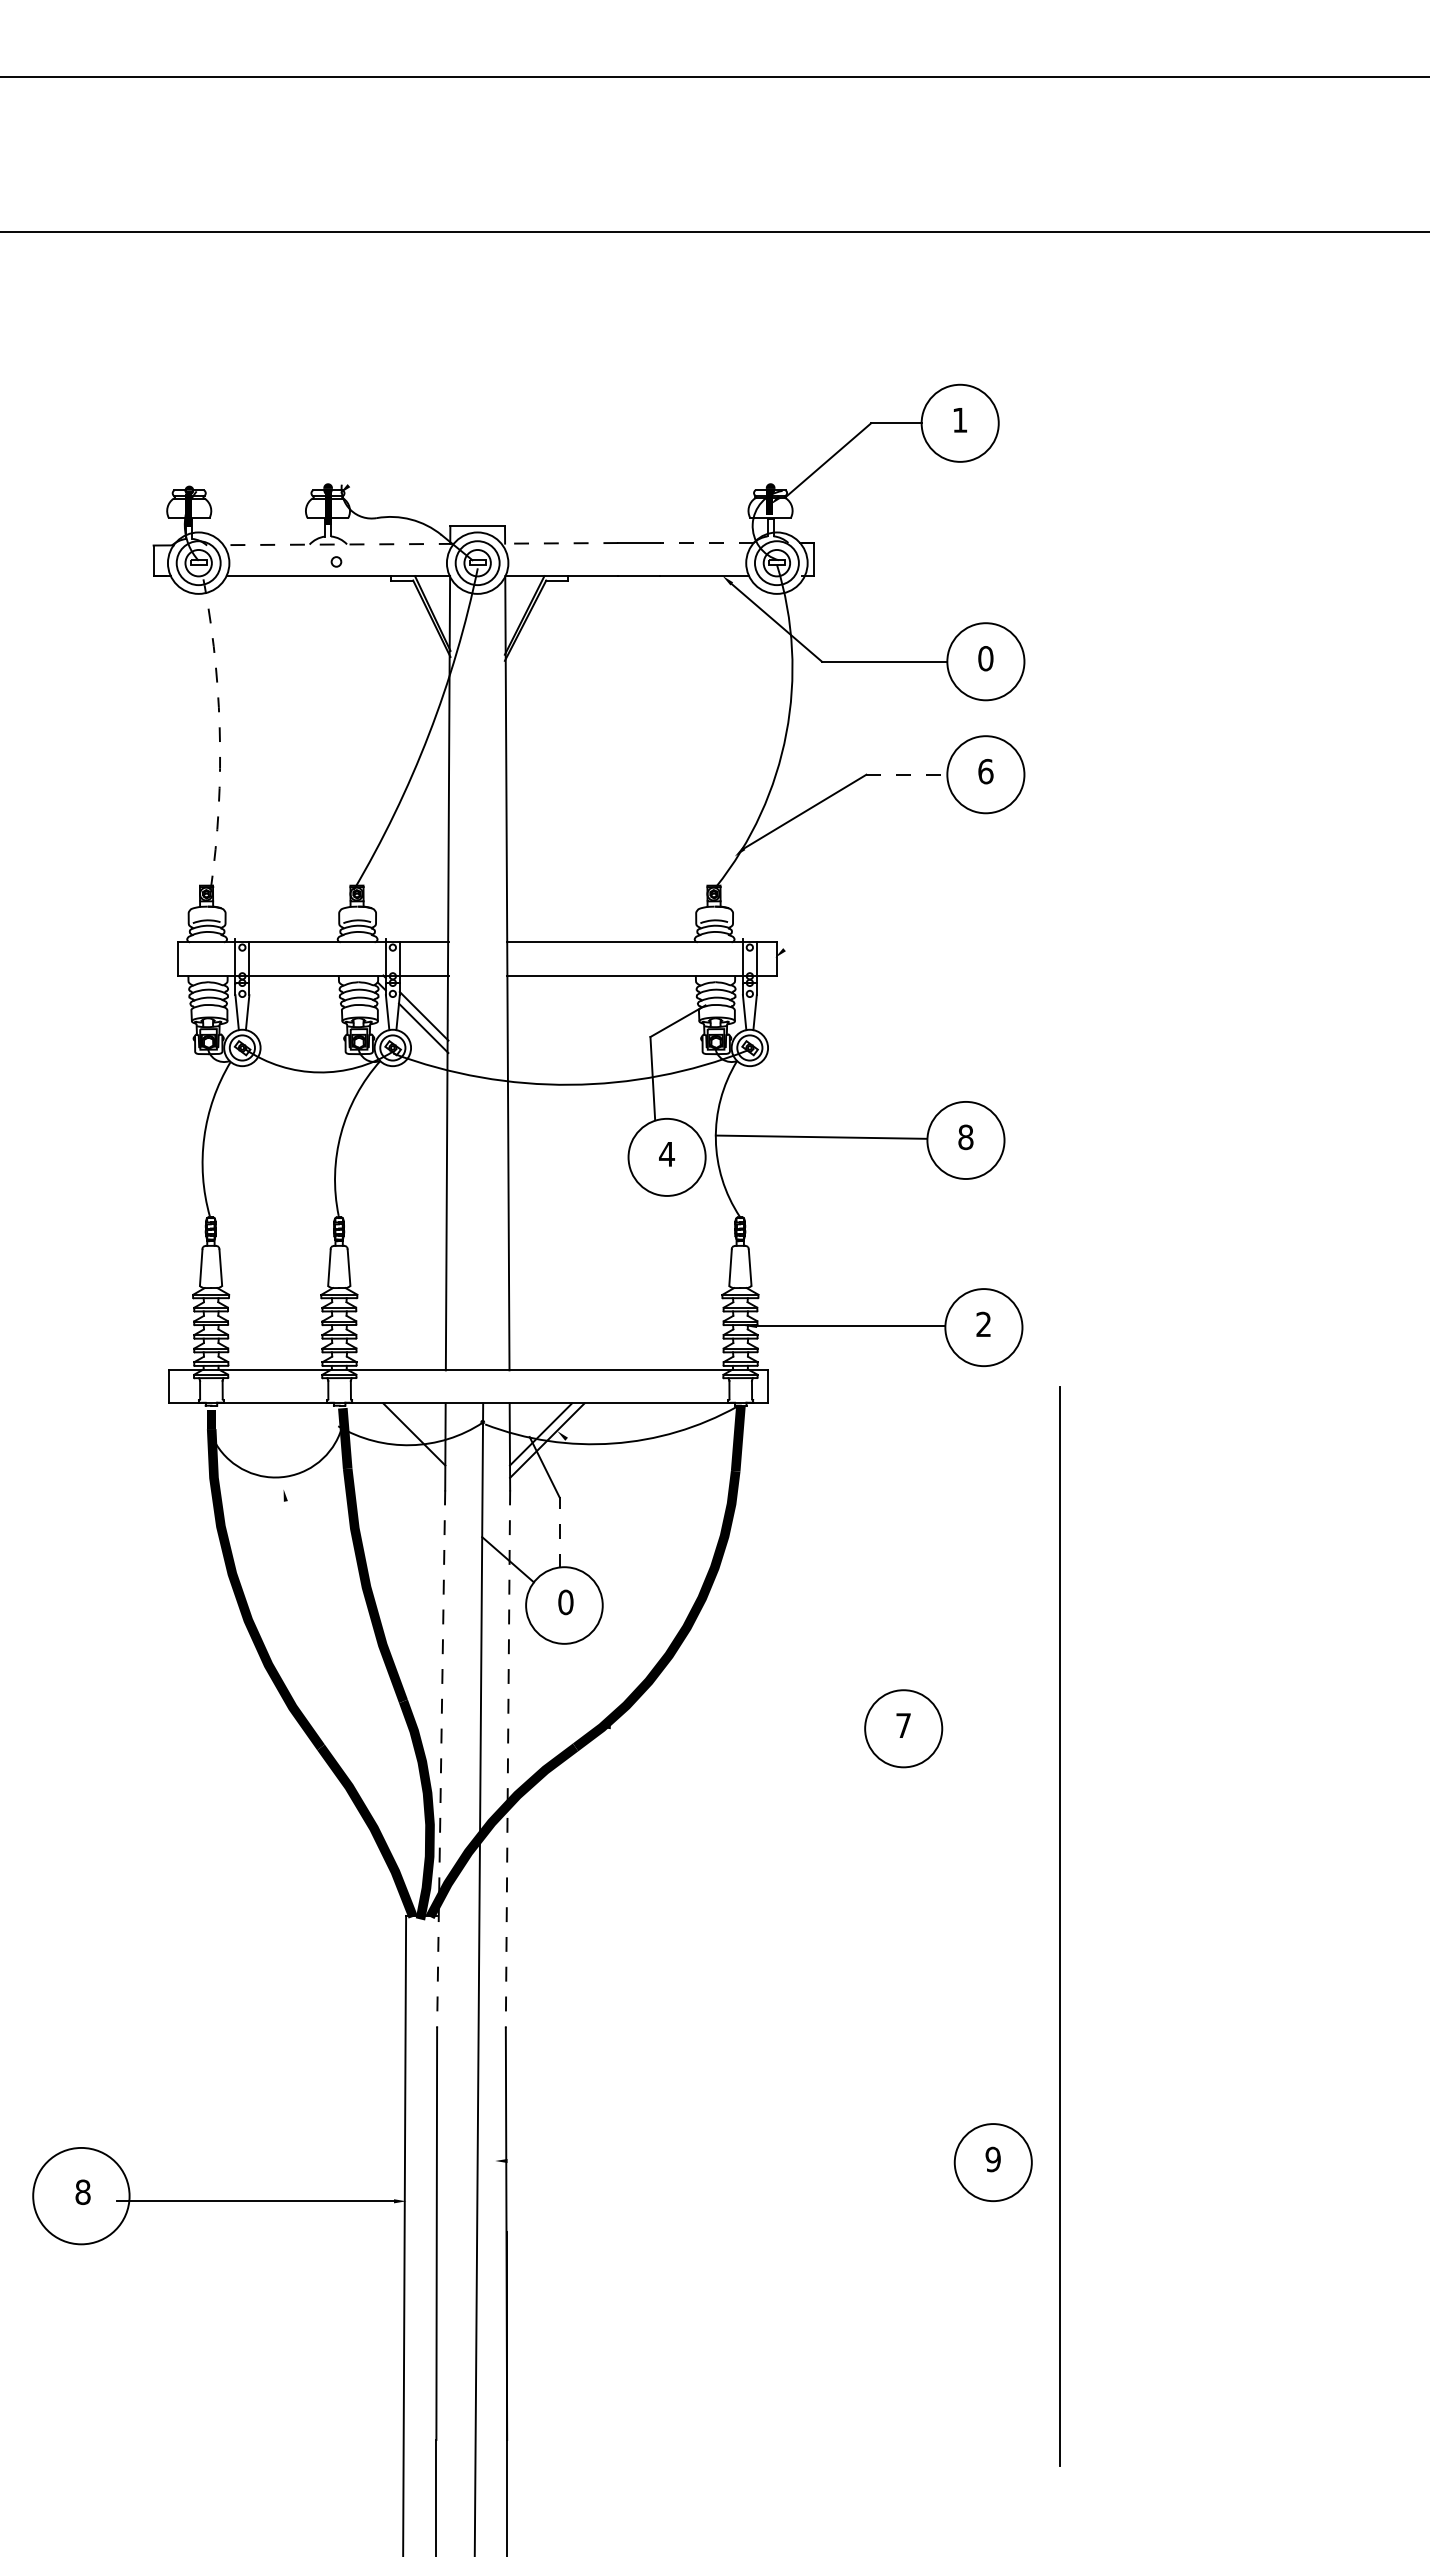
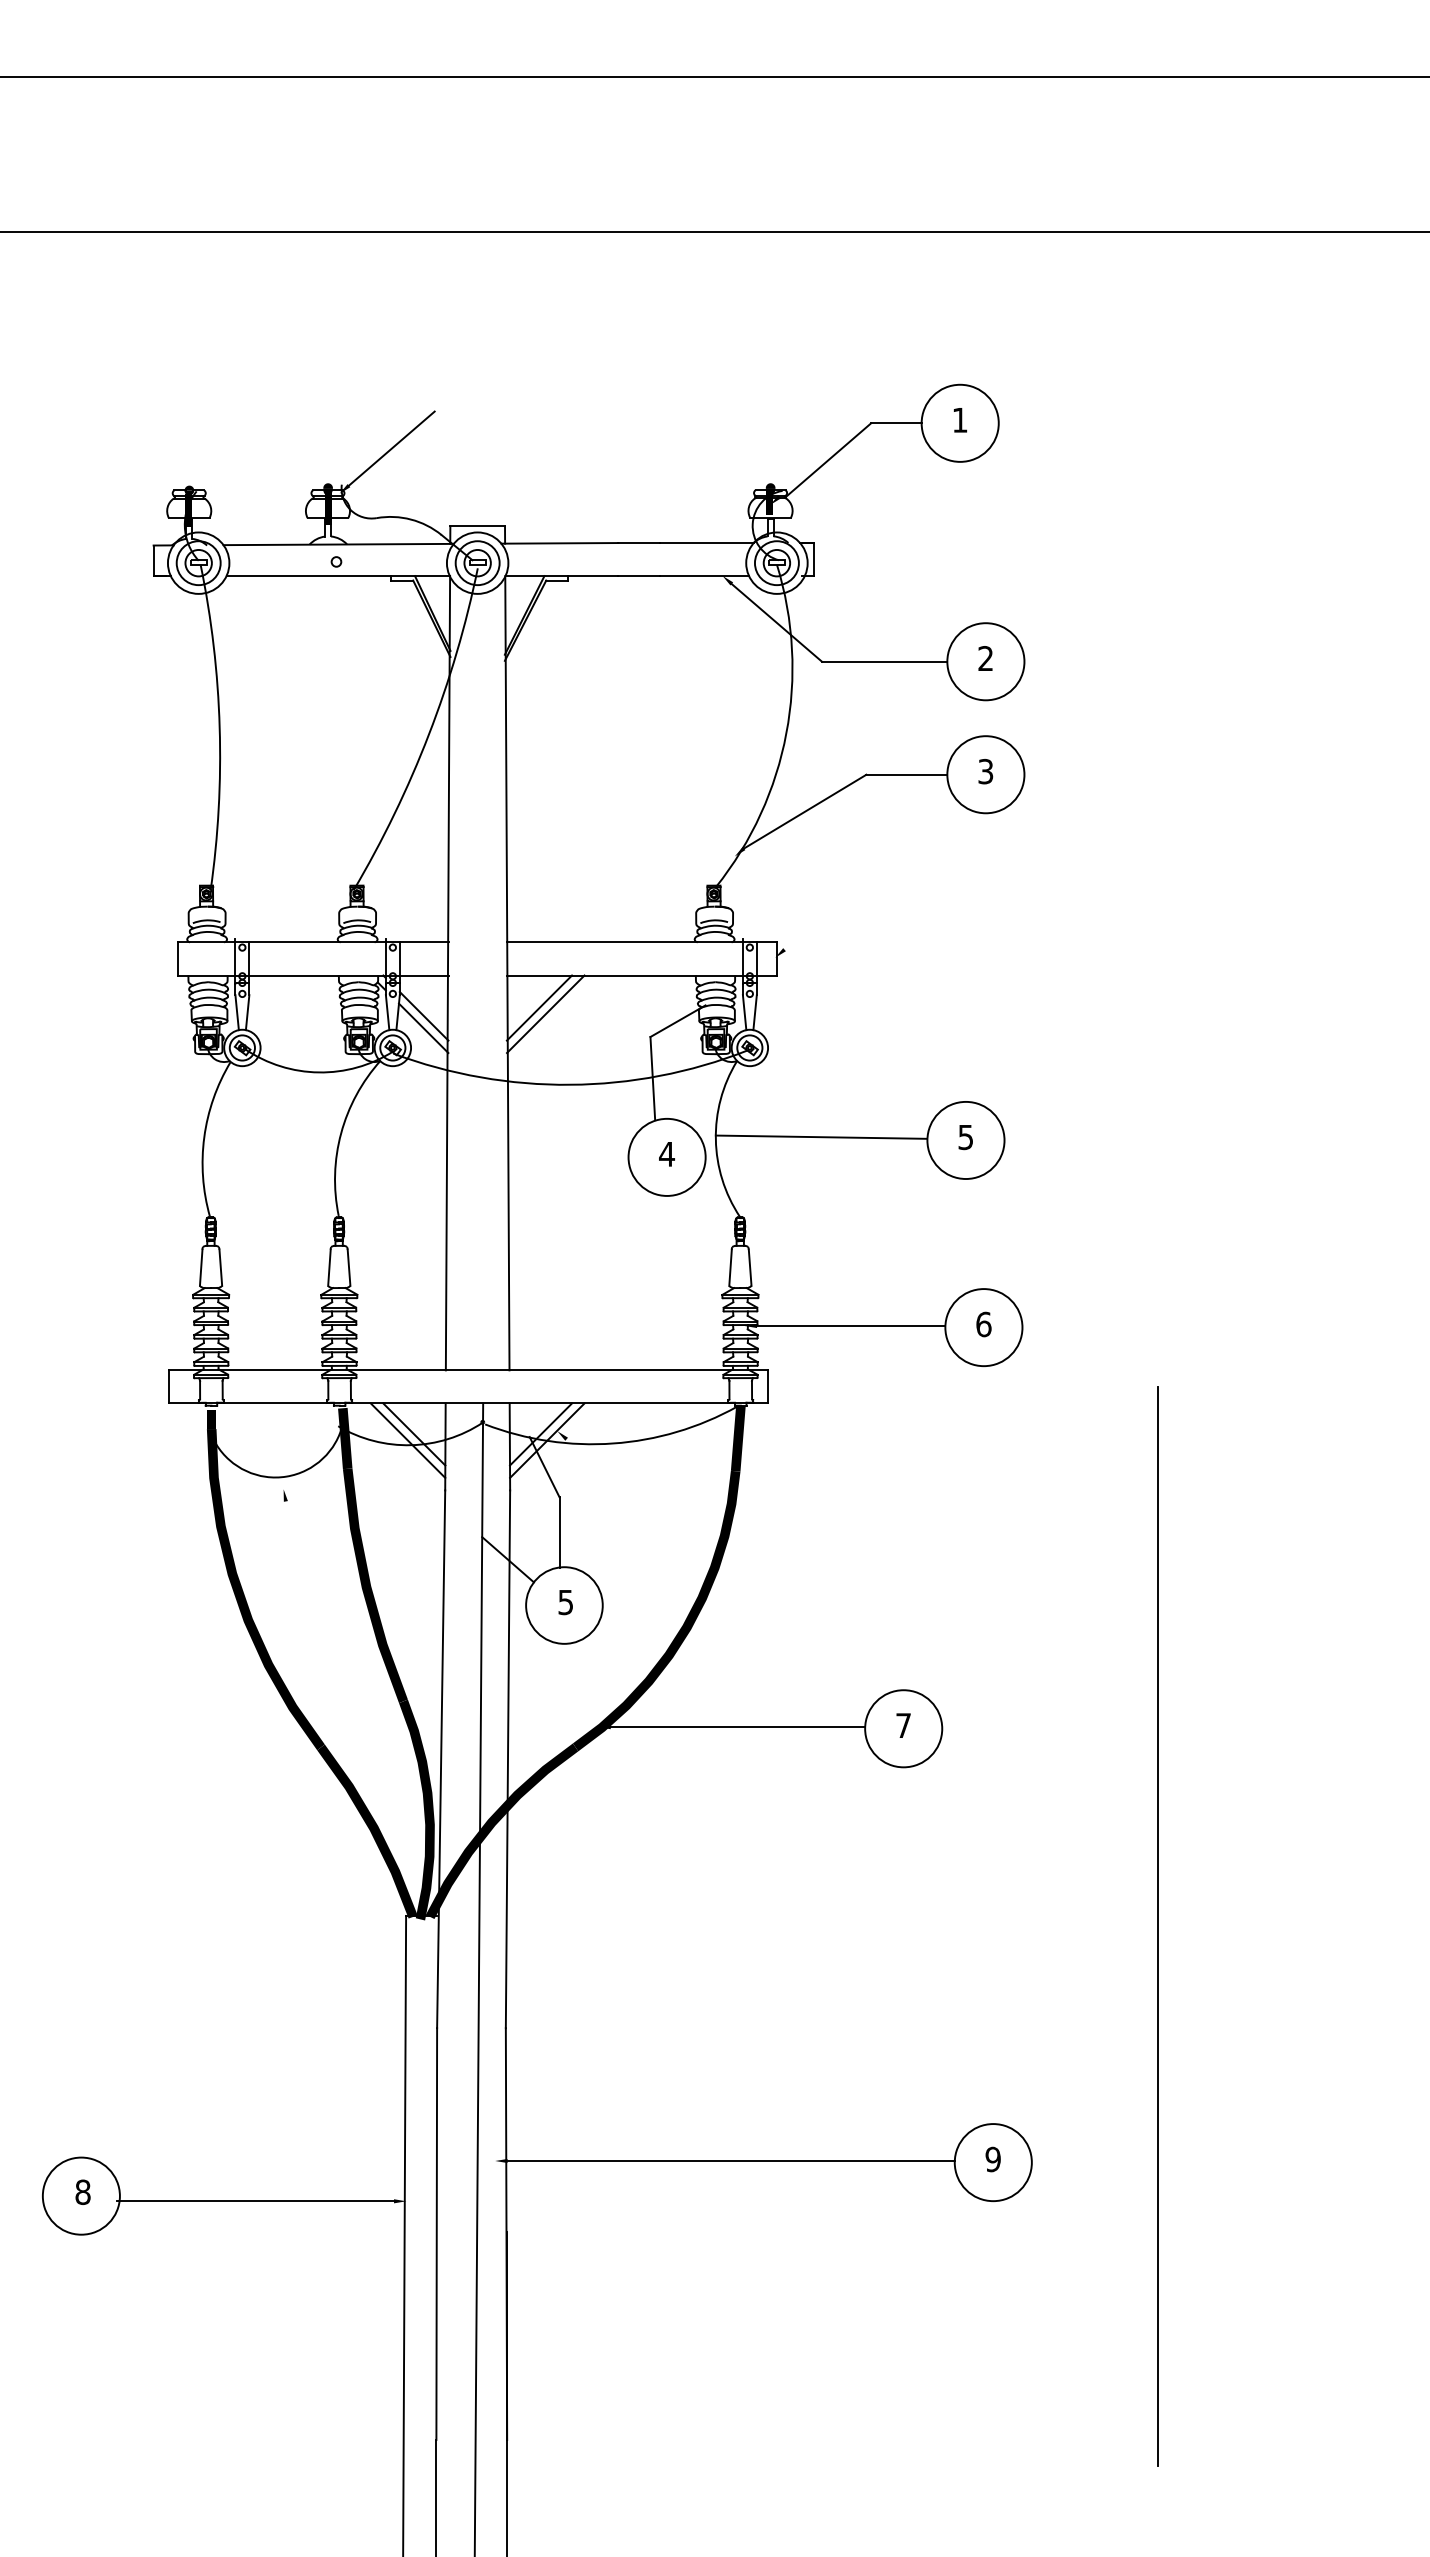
line: none -> present (391, 448)
line: dashed -> solid (559, 543)
line: dashed -> solid (706, 543)
line: dashed -> solid (338, 544)
text: 0 -> 2 (985, 658)
arc: dashed -> solid (219, 727)
text: 6 -> 3 (985, 771)
line: dashed -> solid (907, 774)
line: none -> present (539, 1007)
line: none -> present (545, 1014)
text: 8 -> 5 (965, 1137)
text: 2 -> 6 (983, 1324)
line: none -> present (407, 1440)
line: dashed -> solid (559, 1532)
text: 0 -> 5 (565, 1602)
line: none -> present (737, 1727)
line: dashed -> solid (441, 1759)
line: dashed -> solid (507, 1759)
line position: (1059, 1926) -> (1157, 1926) (1157, 1926)
line: none -> present (730, 2161)
circle diameter: 96 px -> 77 px (80, 2195)
